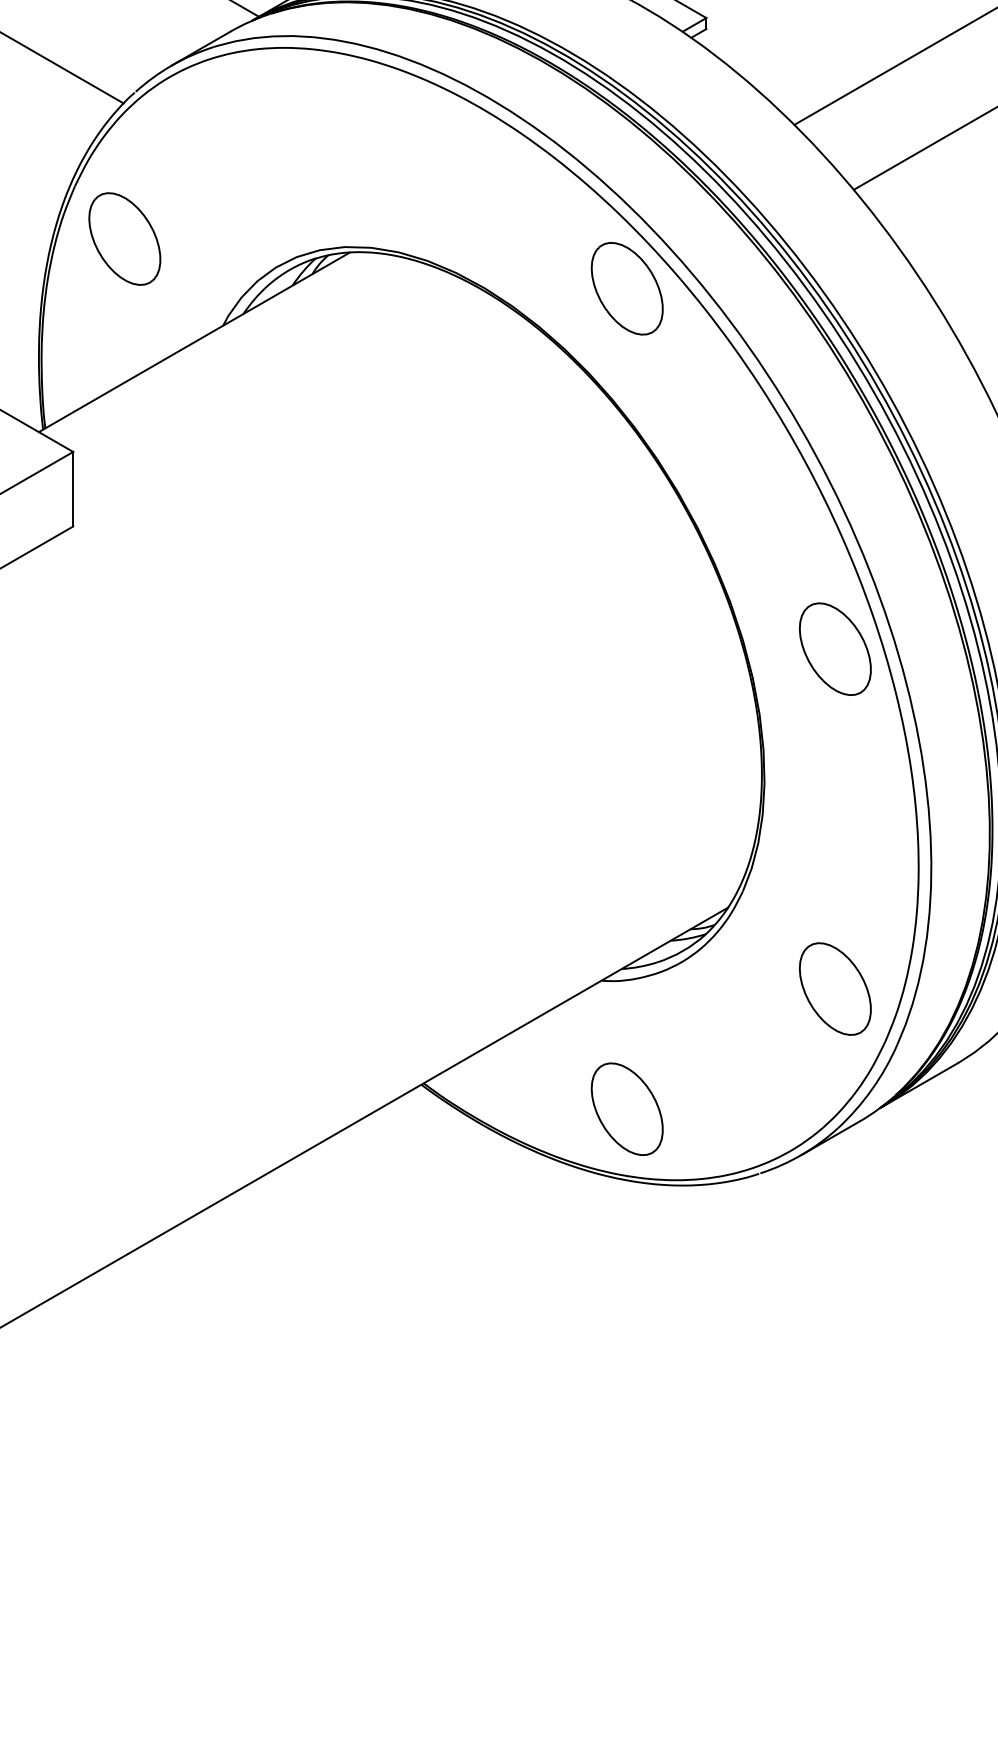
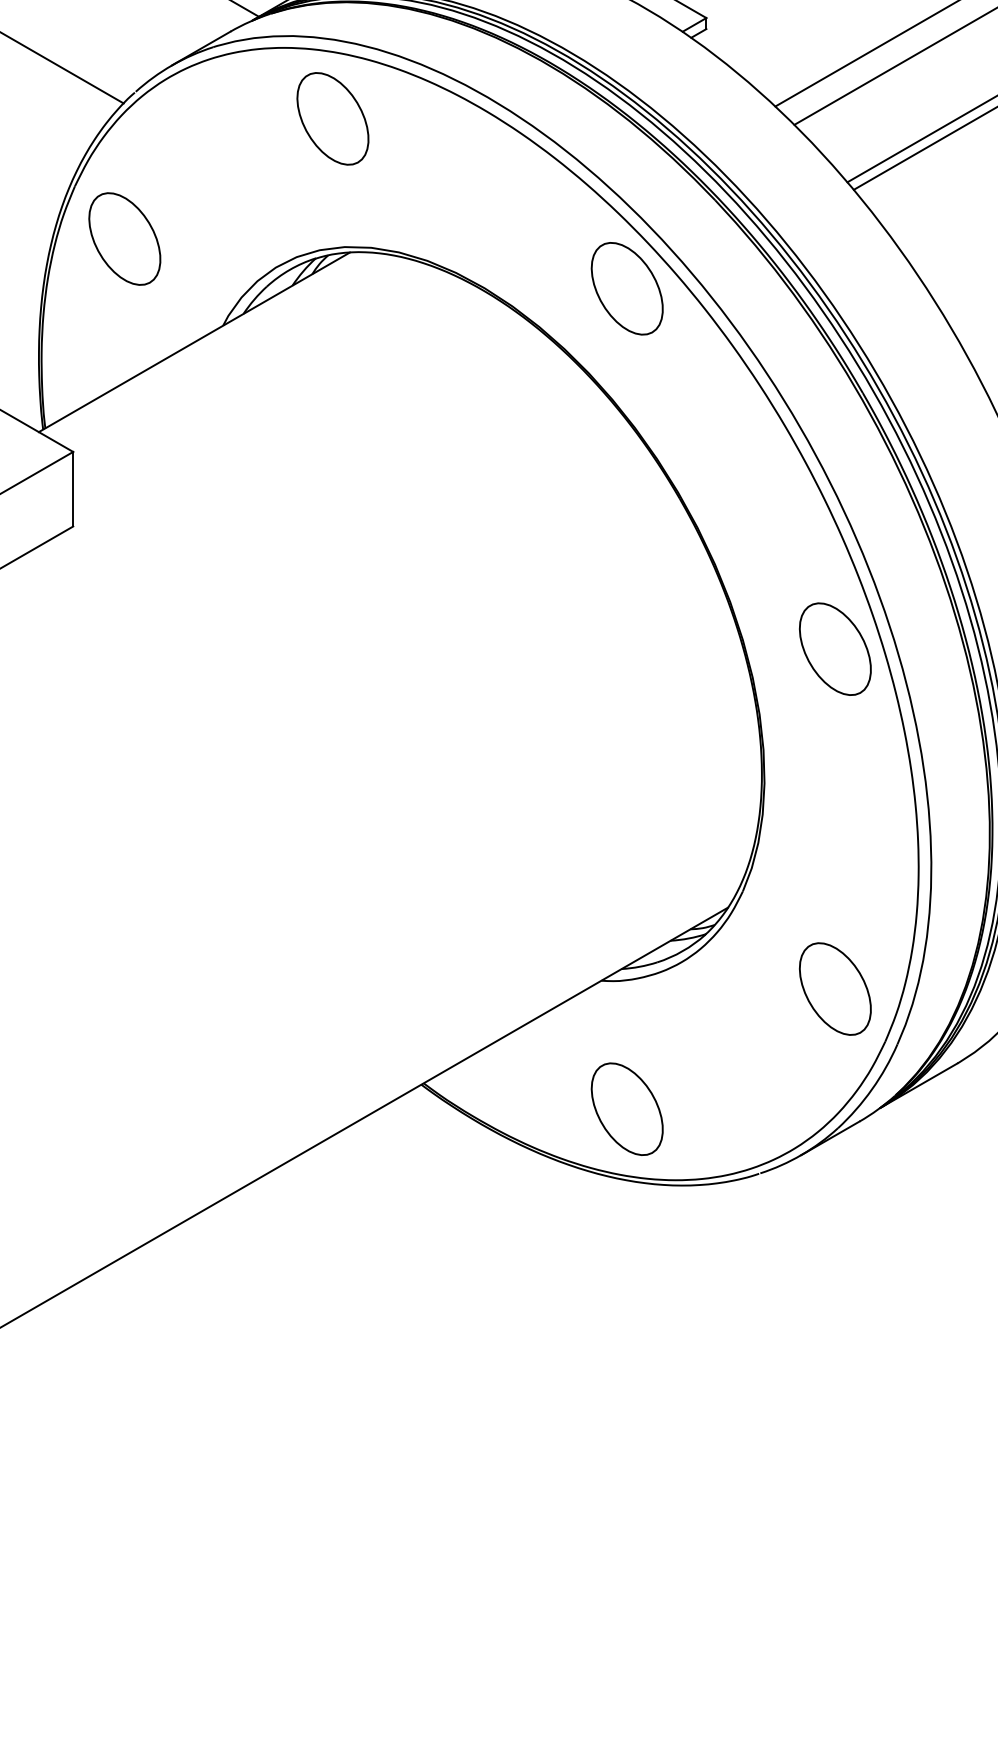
line: none -> present (865, 54)
part: none -> present (332, 118)
line: none -> present (920, 139)
